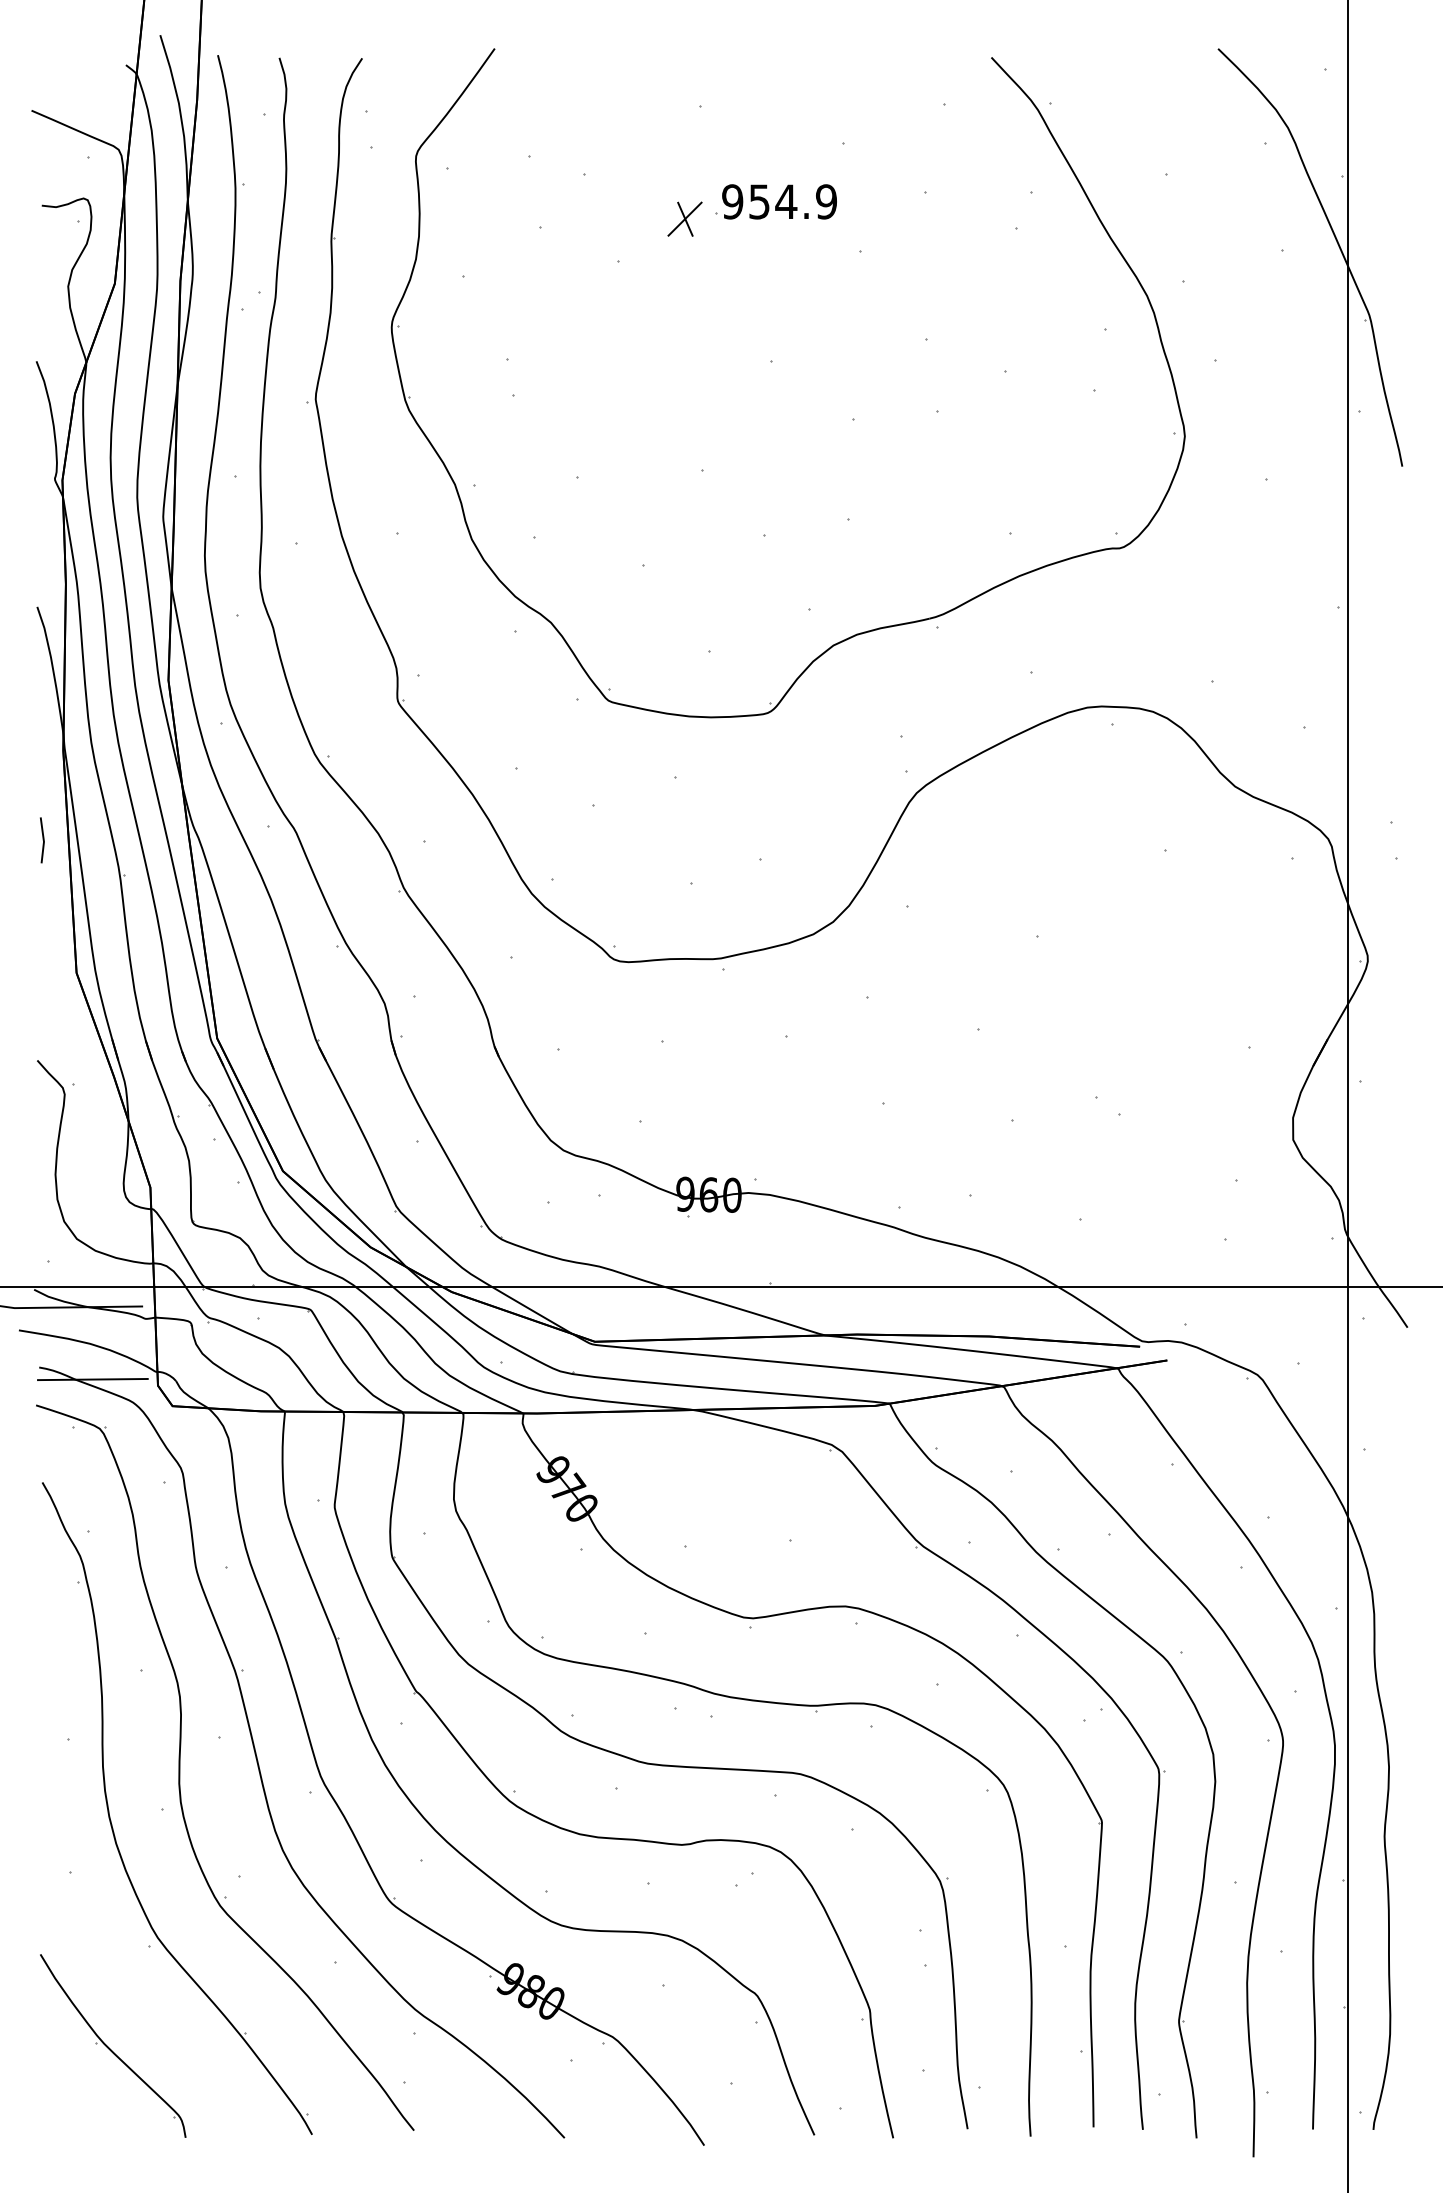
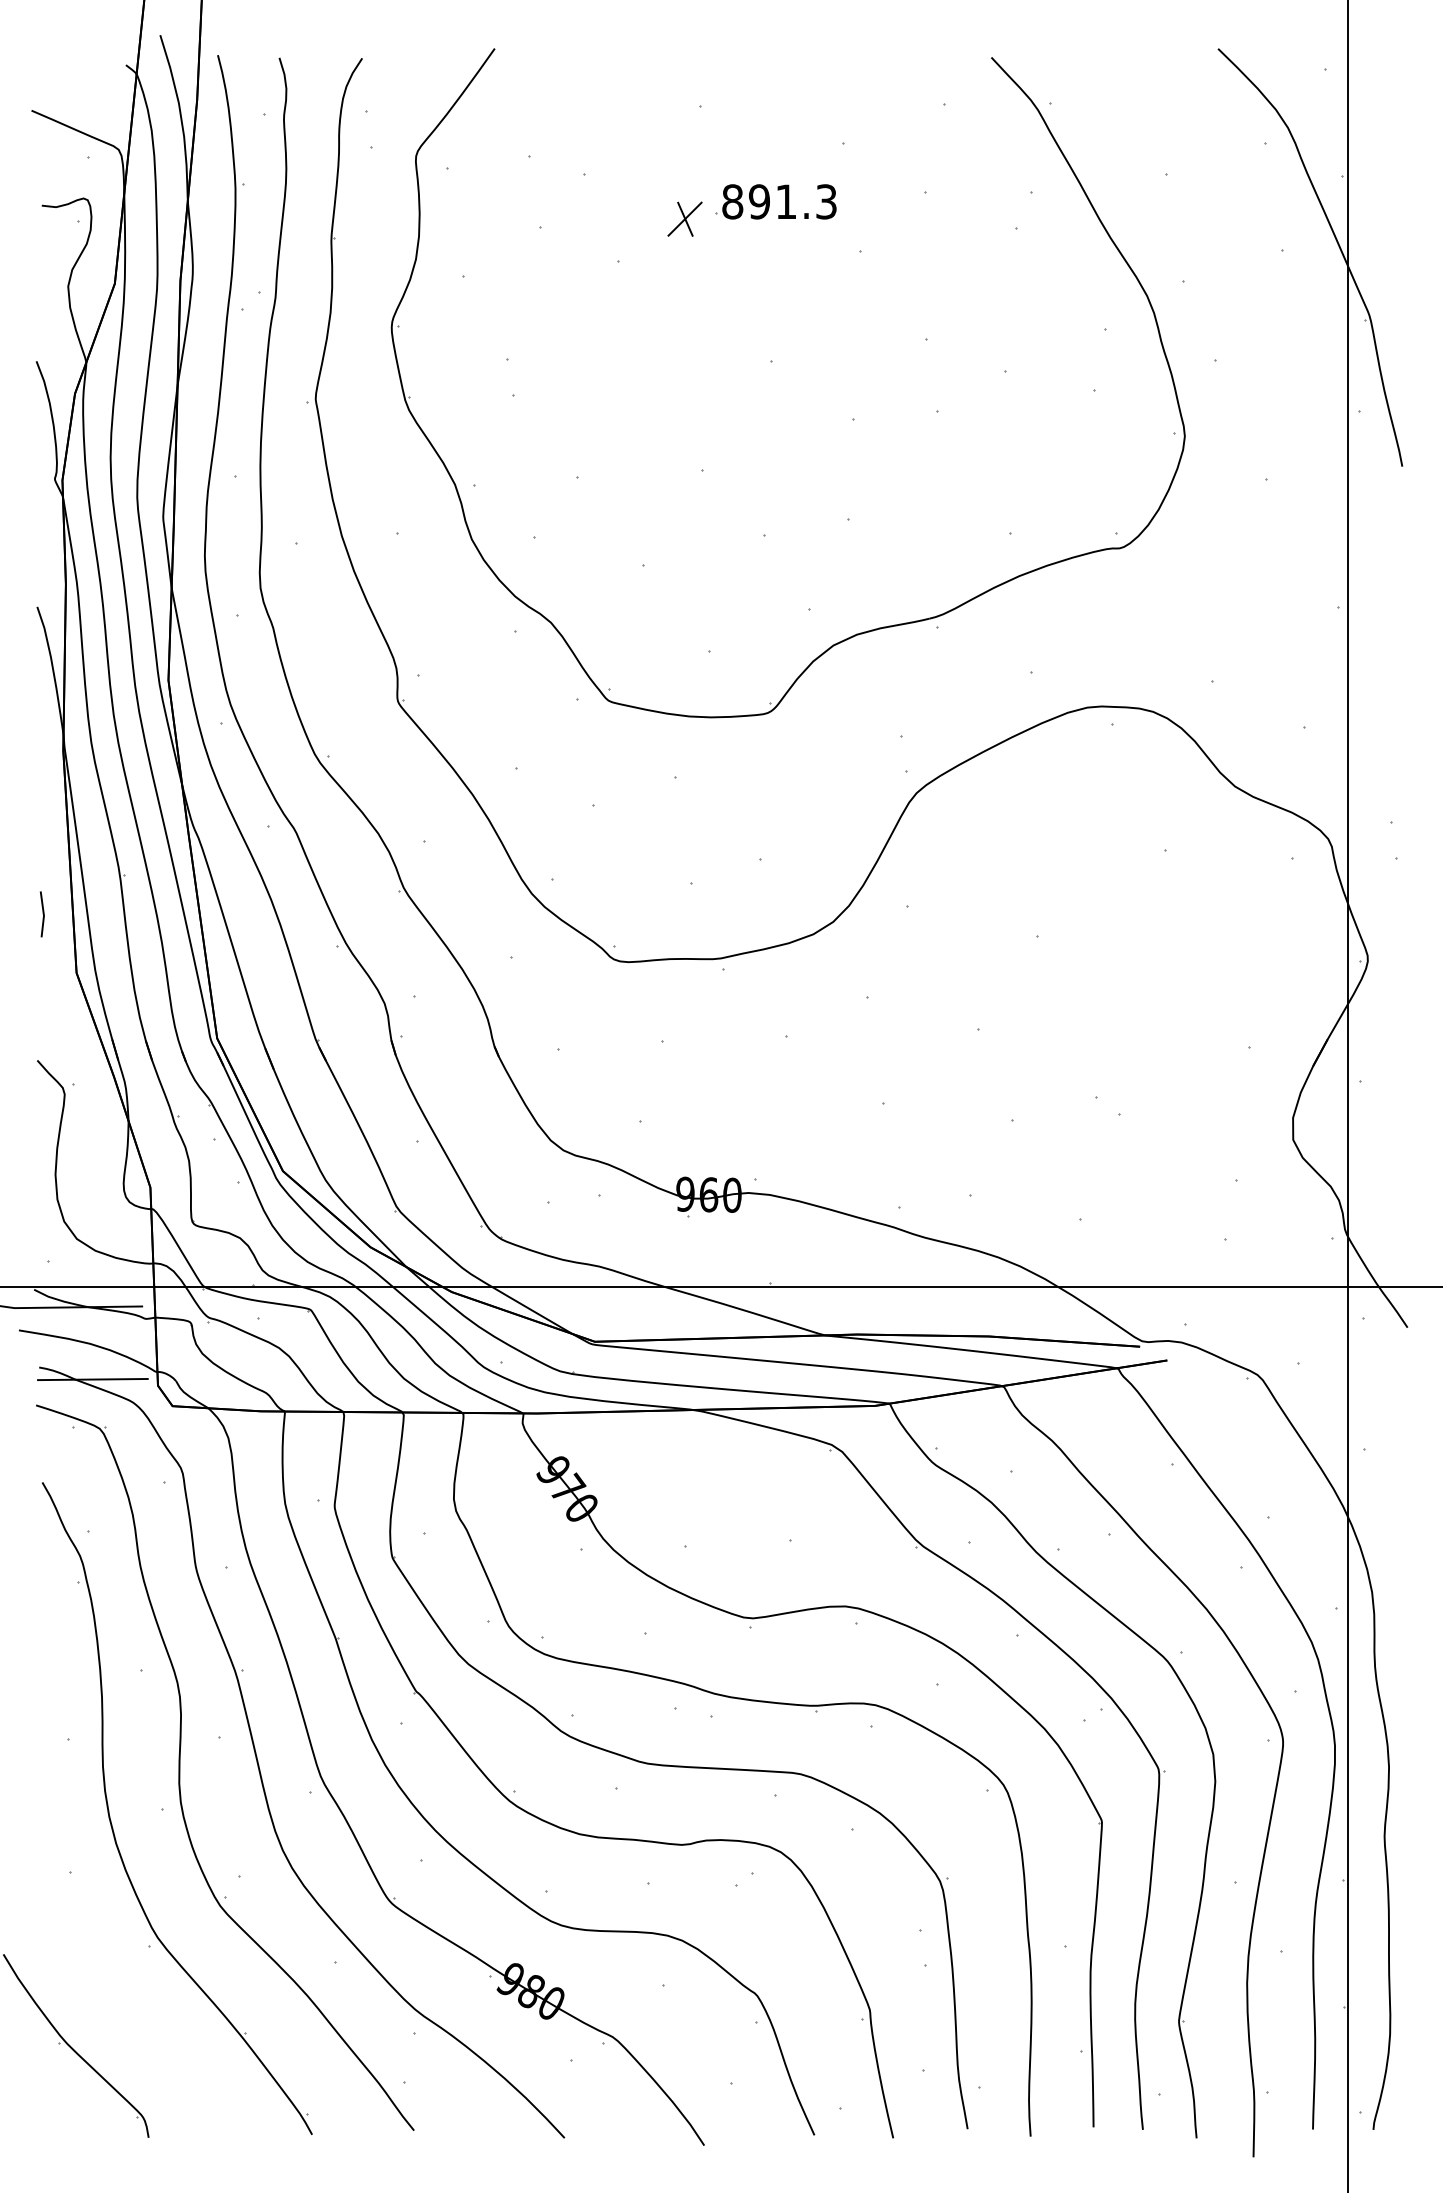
text: 954.9 -> 891.3 (779, 201)
line position: (42, 840) -> (42, 914) (42, 914)
part position: (113, 2045) -> (76, 2045) (76, 2045)
